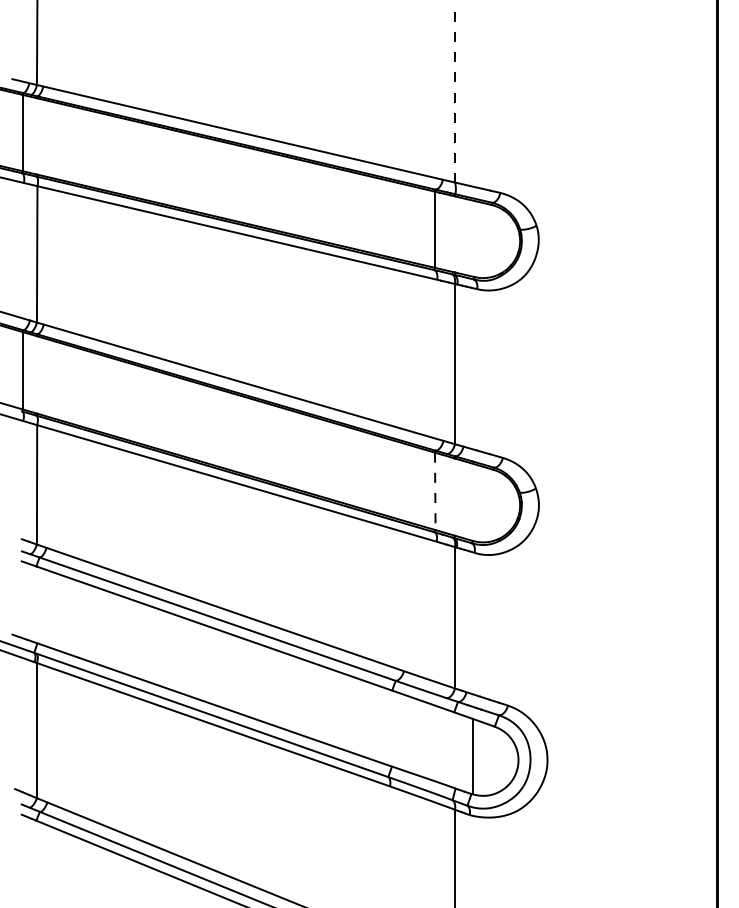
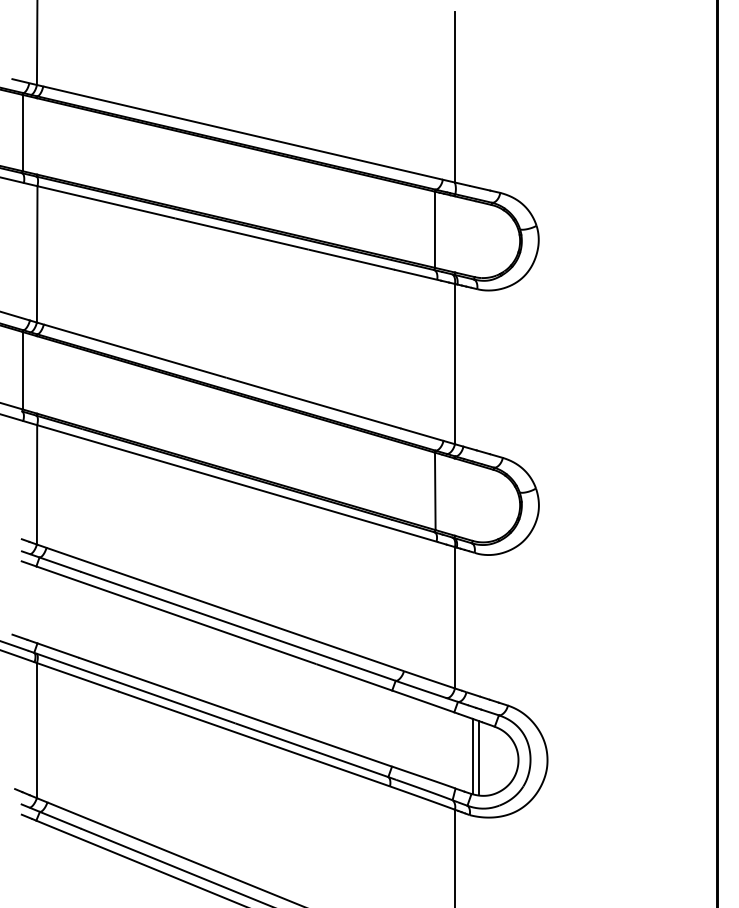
line: dashed -> solid (454, 97)
line: dashed -> solid (435, 491)
line: none -> present (478, 756)
